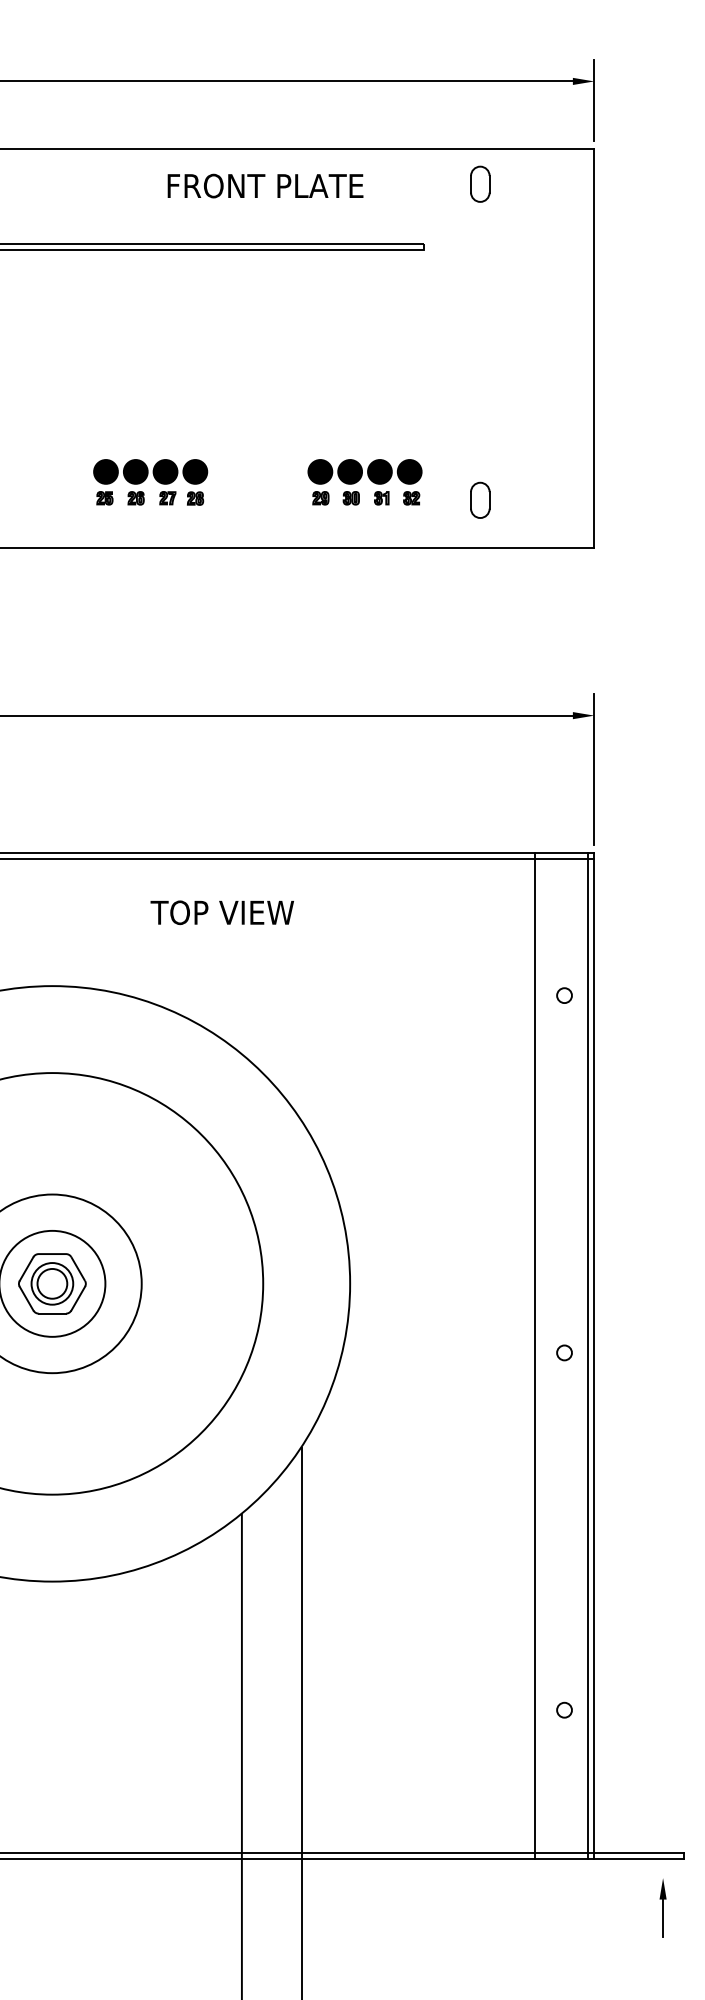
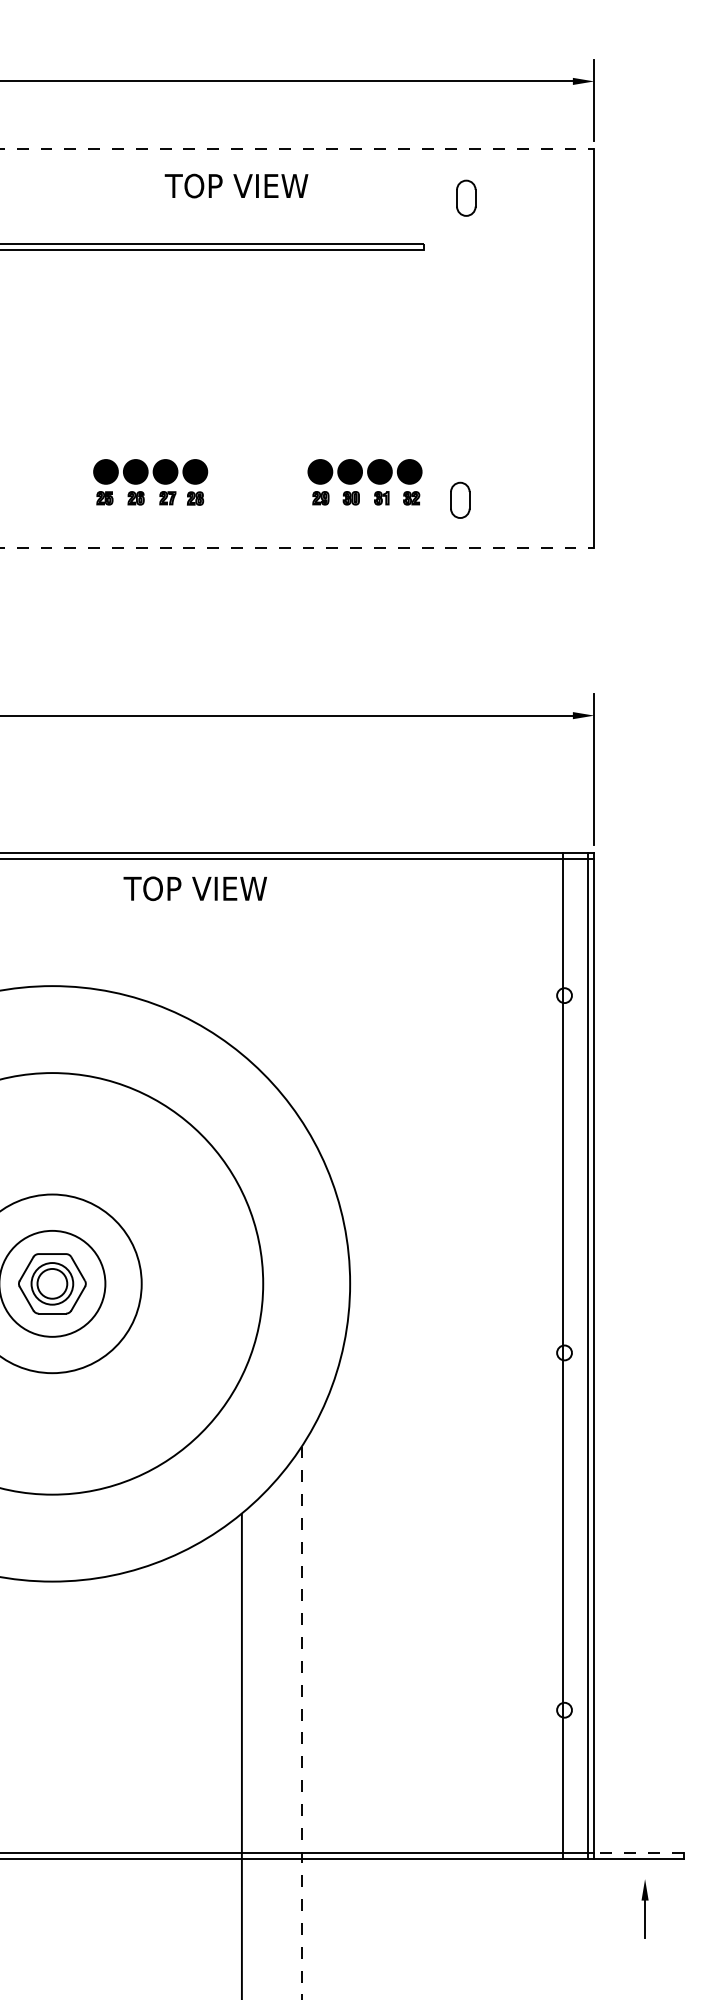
line: solid -> dashed (297, 148)
part position: (480, 183) -> (466, 197) (466, 197)
text: FRONT PLATE -> TOP VIEW (263, 185)
part position: (480, 499) -> (460, 499) (460, 499)
line: solid -> dashed (297, 547)
text position: (221, 912) -> (194, 888) (194, 888)
line position: (534, 1355) -> (562, 1355) (562, 1355)
line: solid -> dashed (301, 1723)
line: solid -> dashed (638, 1853)
part position: (662, 1908) -> (644, 1909) (644, 1909)
